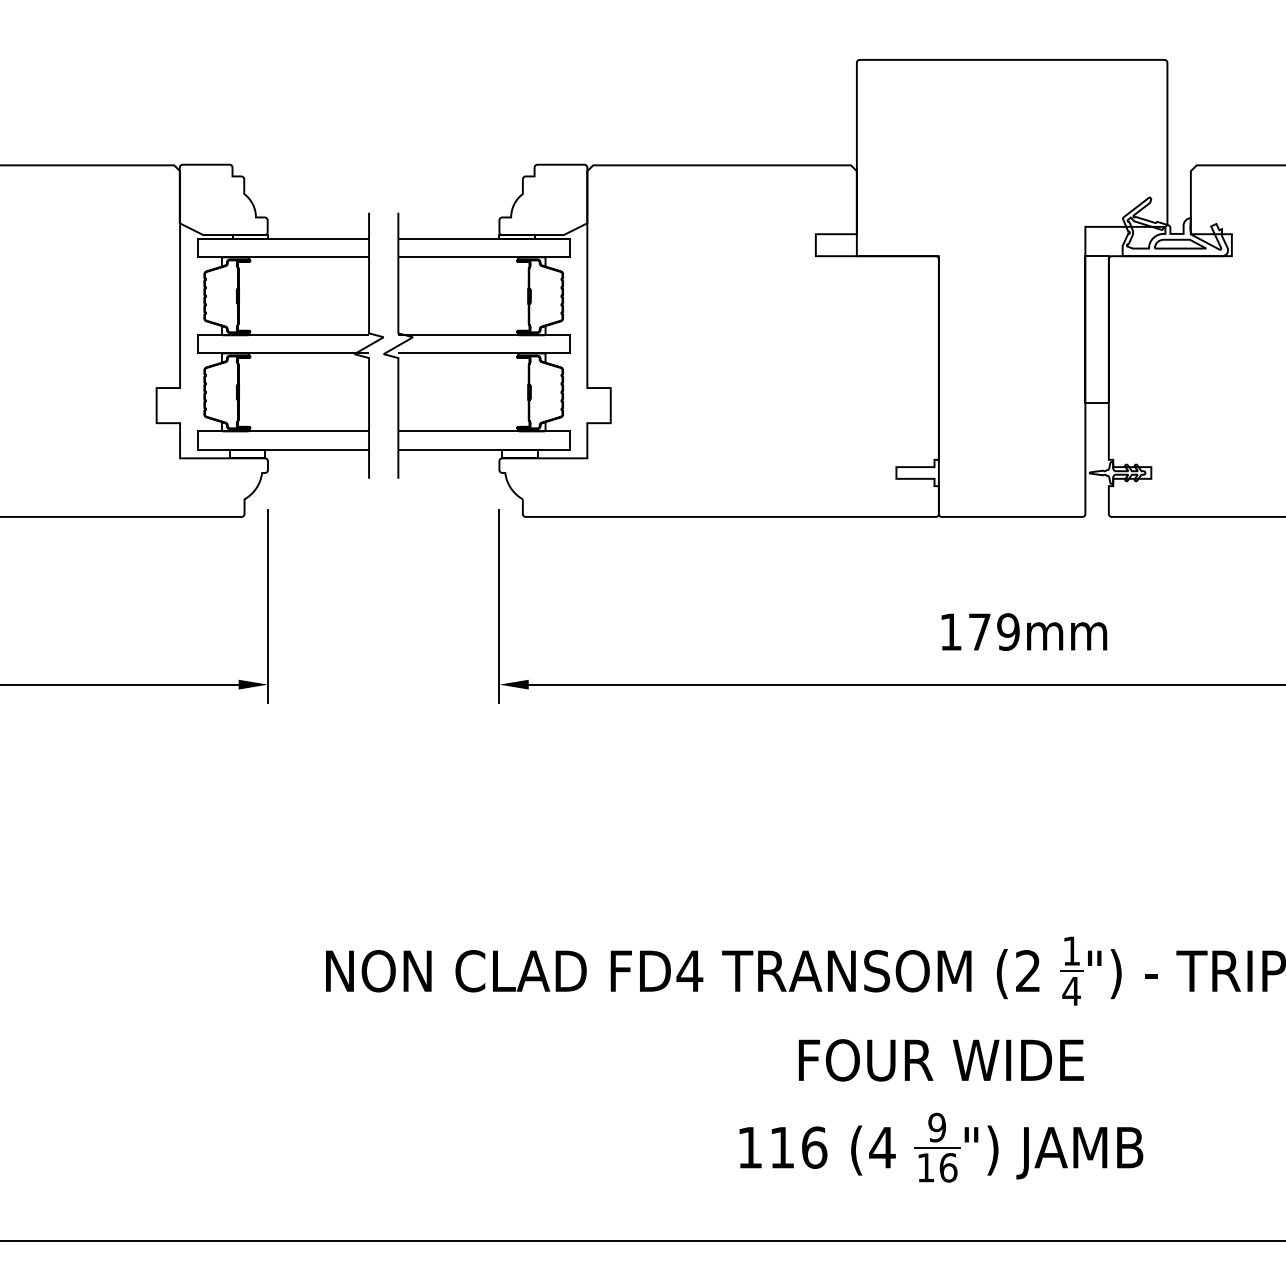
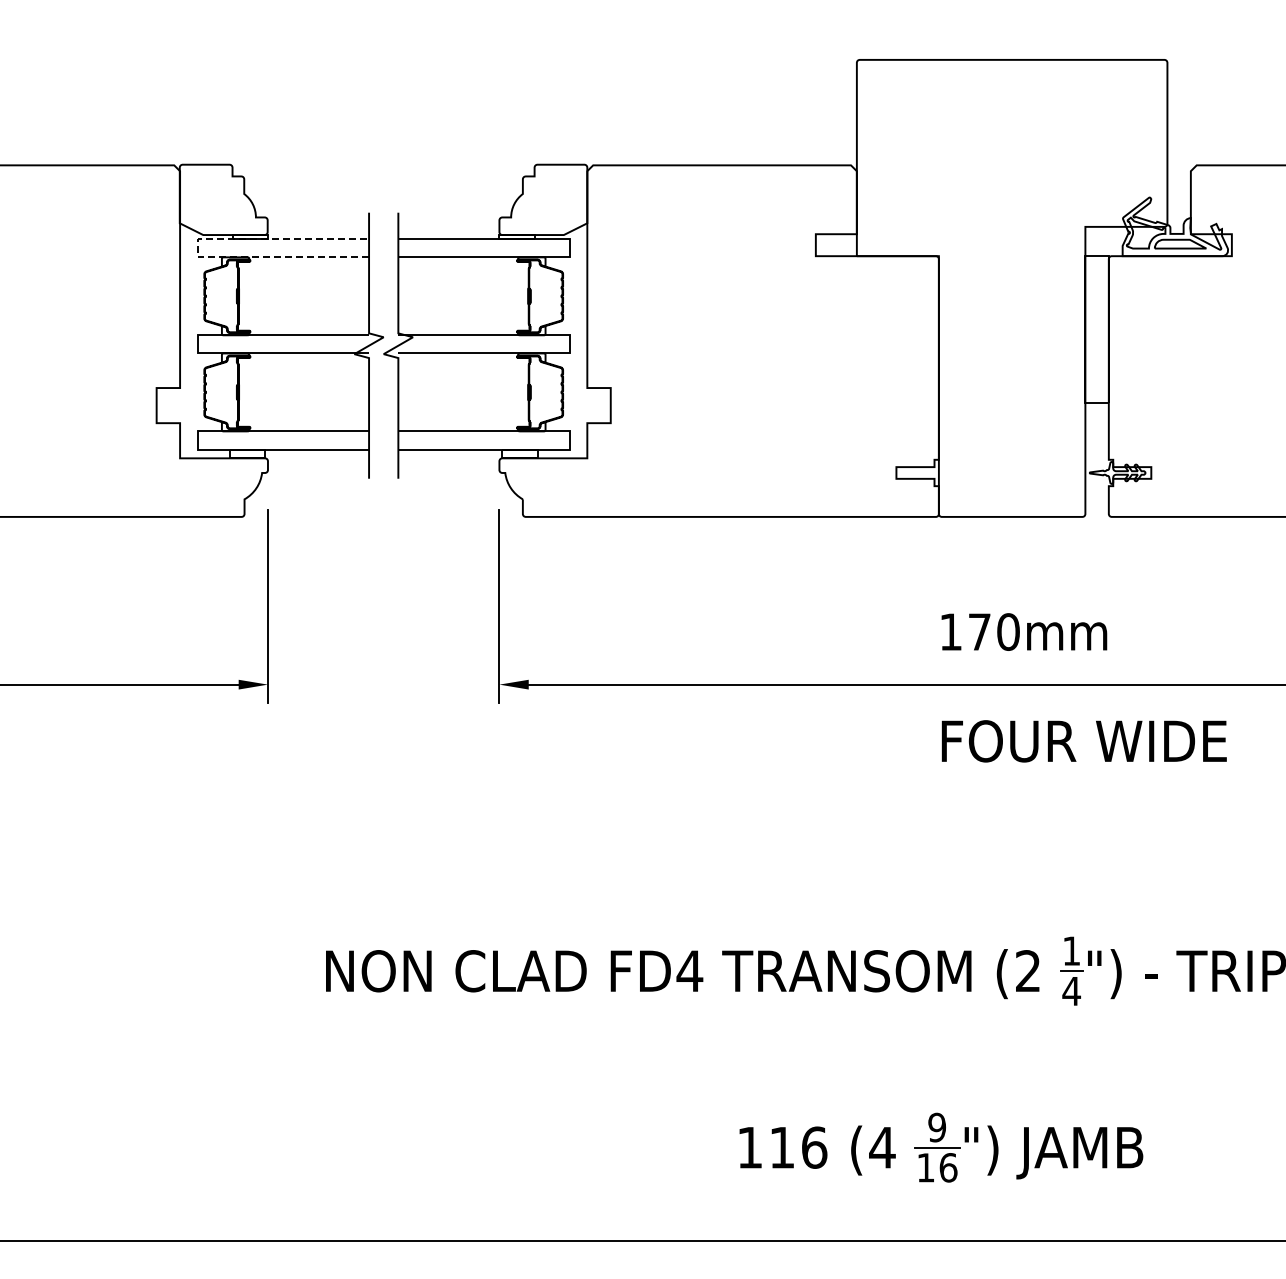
line: solid -> dashed (197, 247)
text: 179mm -> 170mm (1008, 631)
text position: (940, 1060) -> (1083, 741) (1083, 741)
